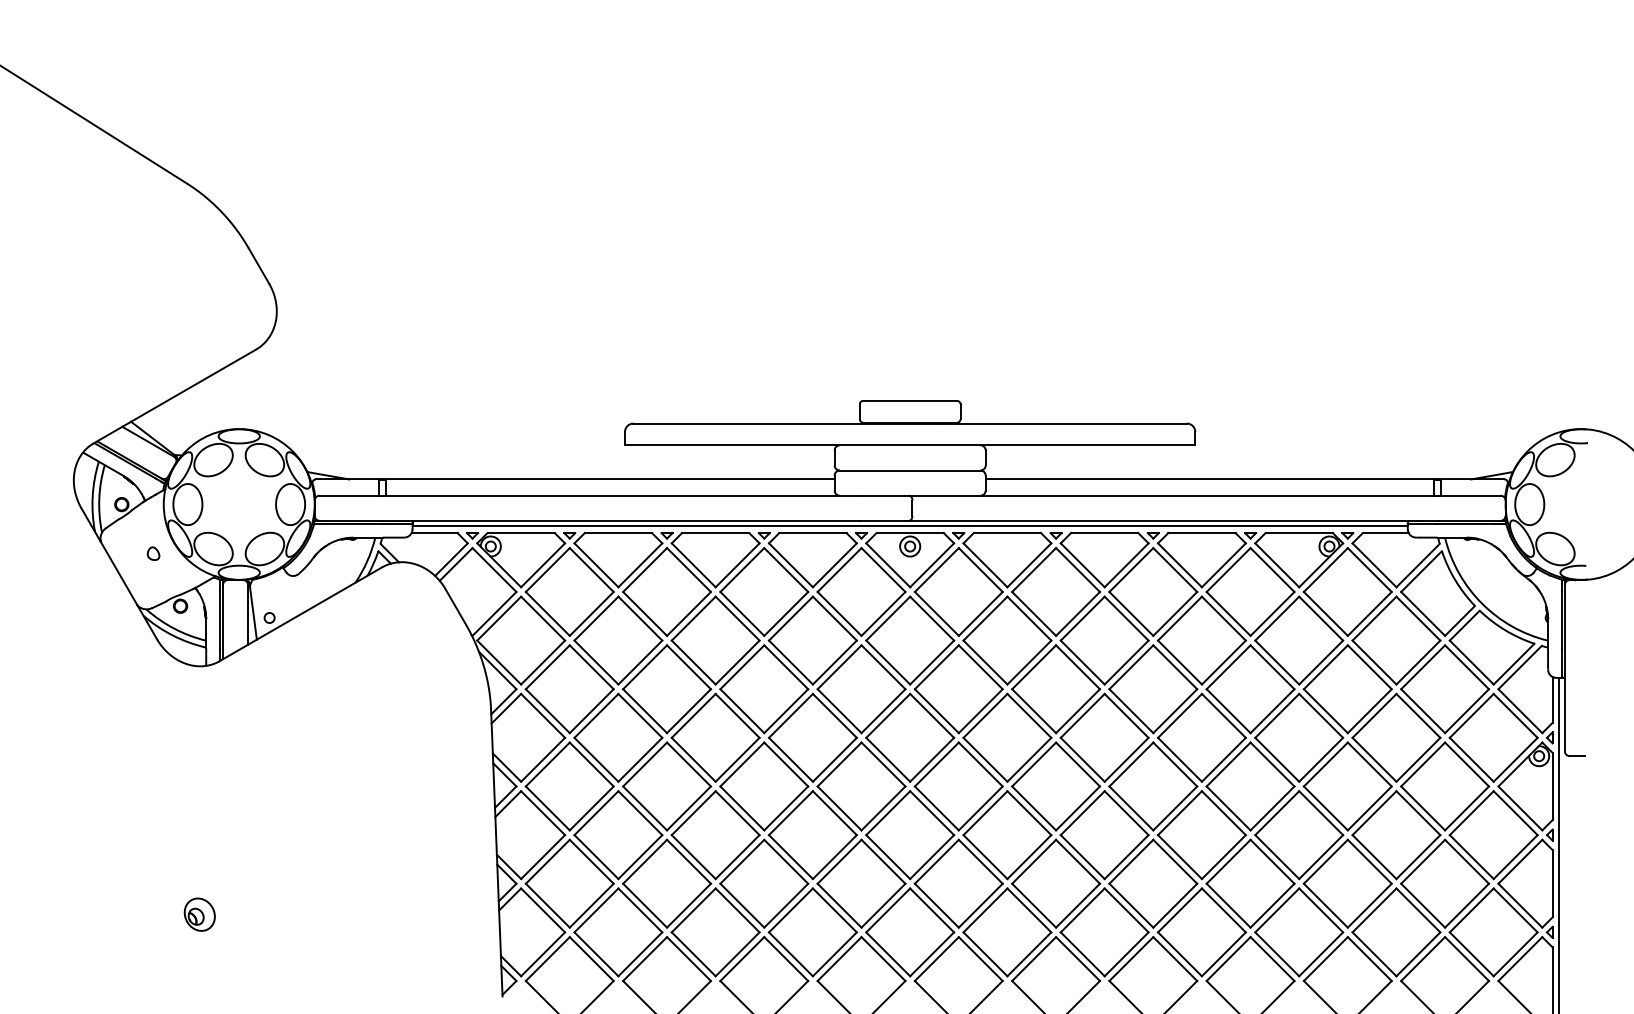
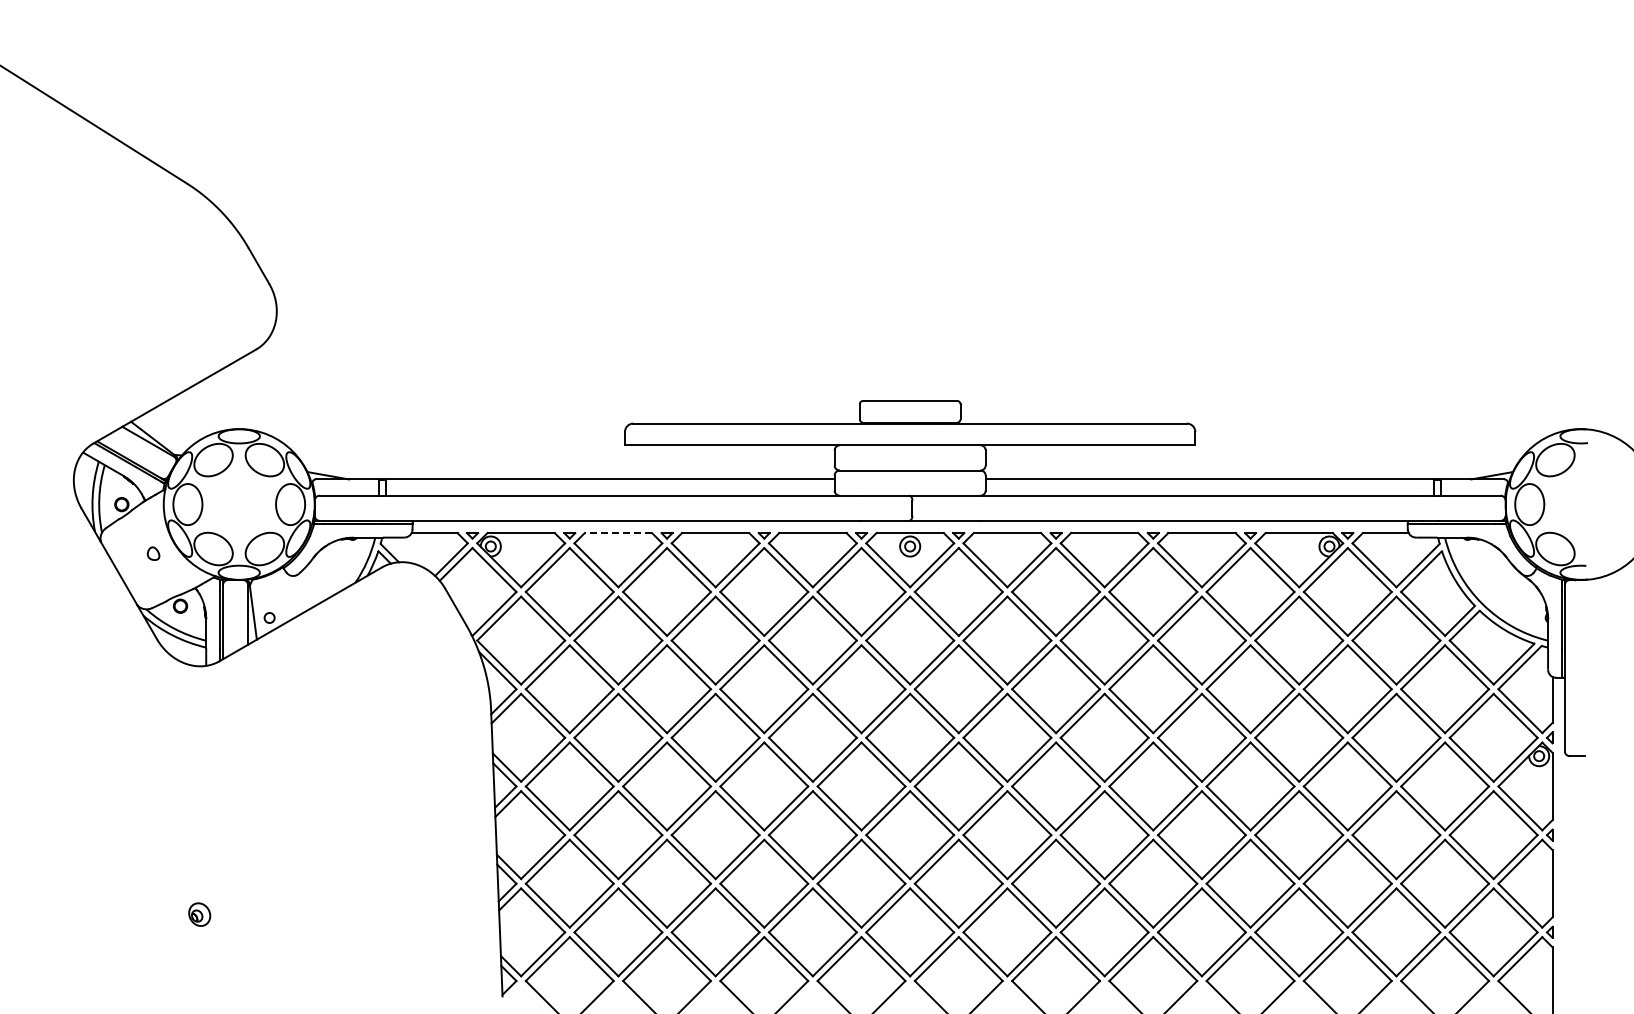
line: present -> none (909, 526)
line: solid -> dashed (618, 533)
line: present -> none (1559, 843)
part size: 33x35 px -> 24x25 px (199, 914)
